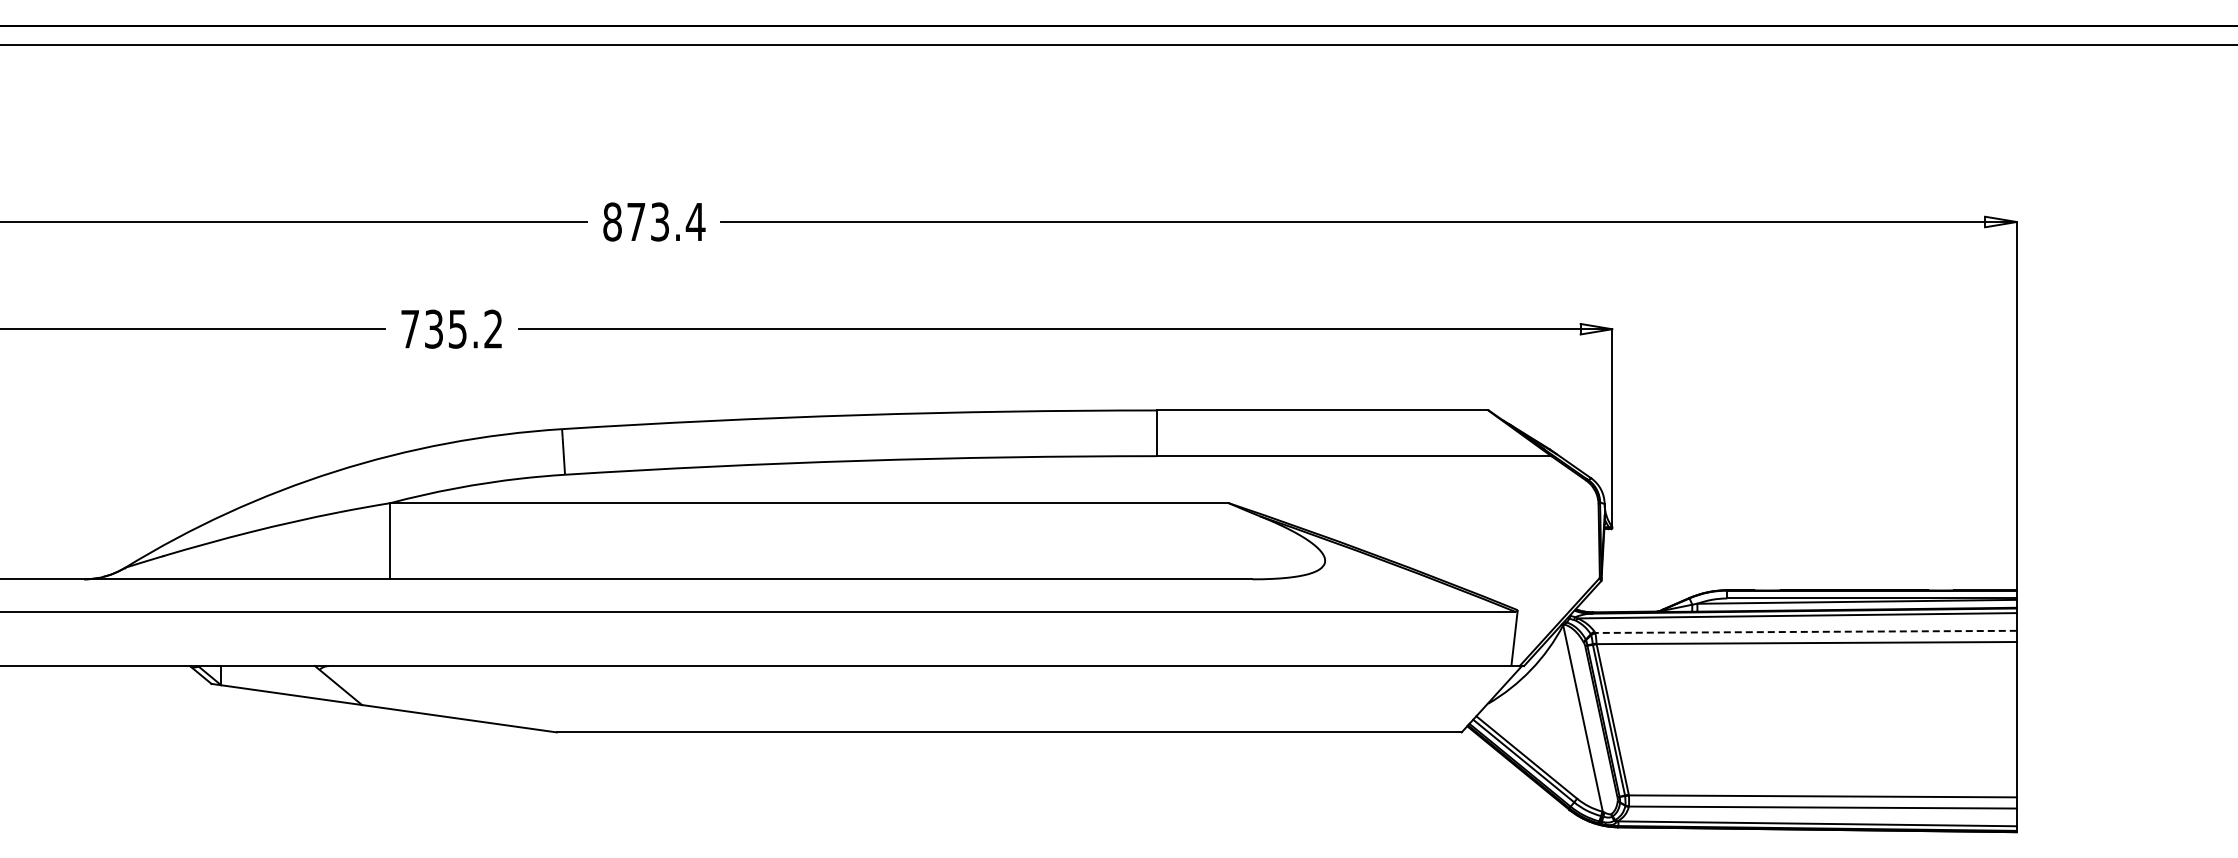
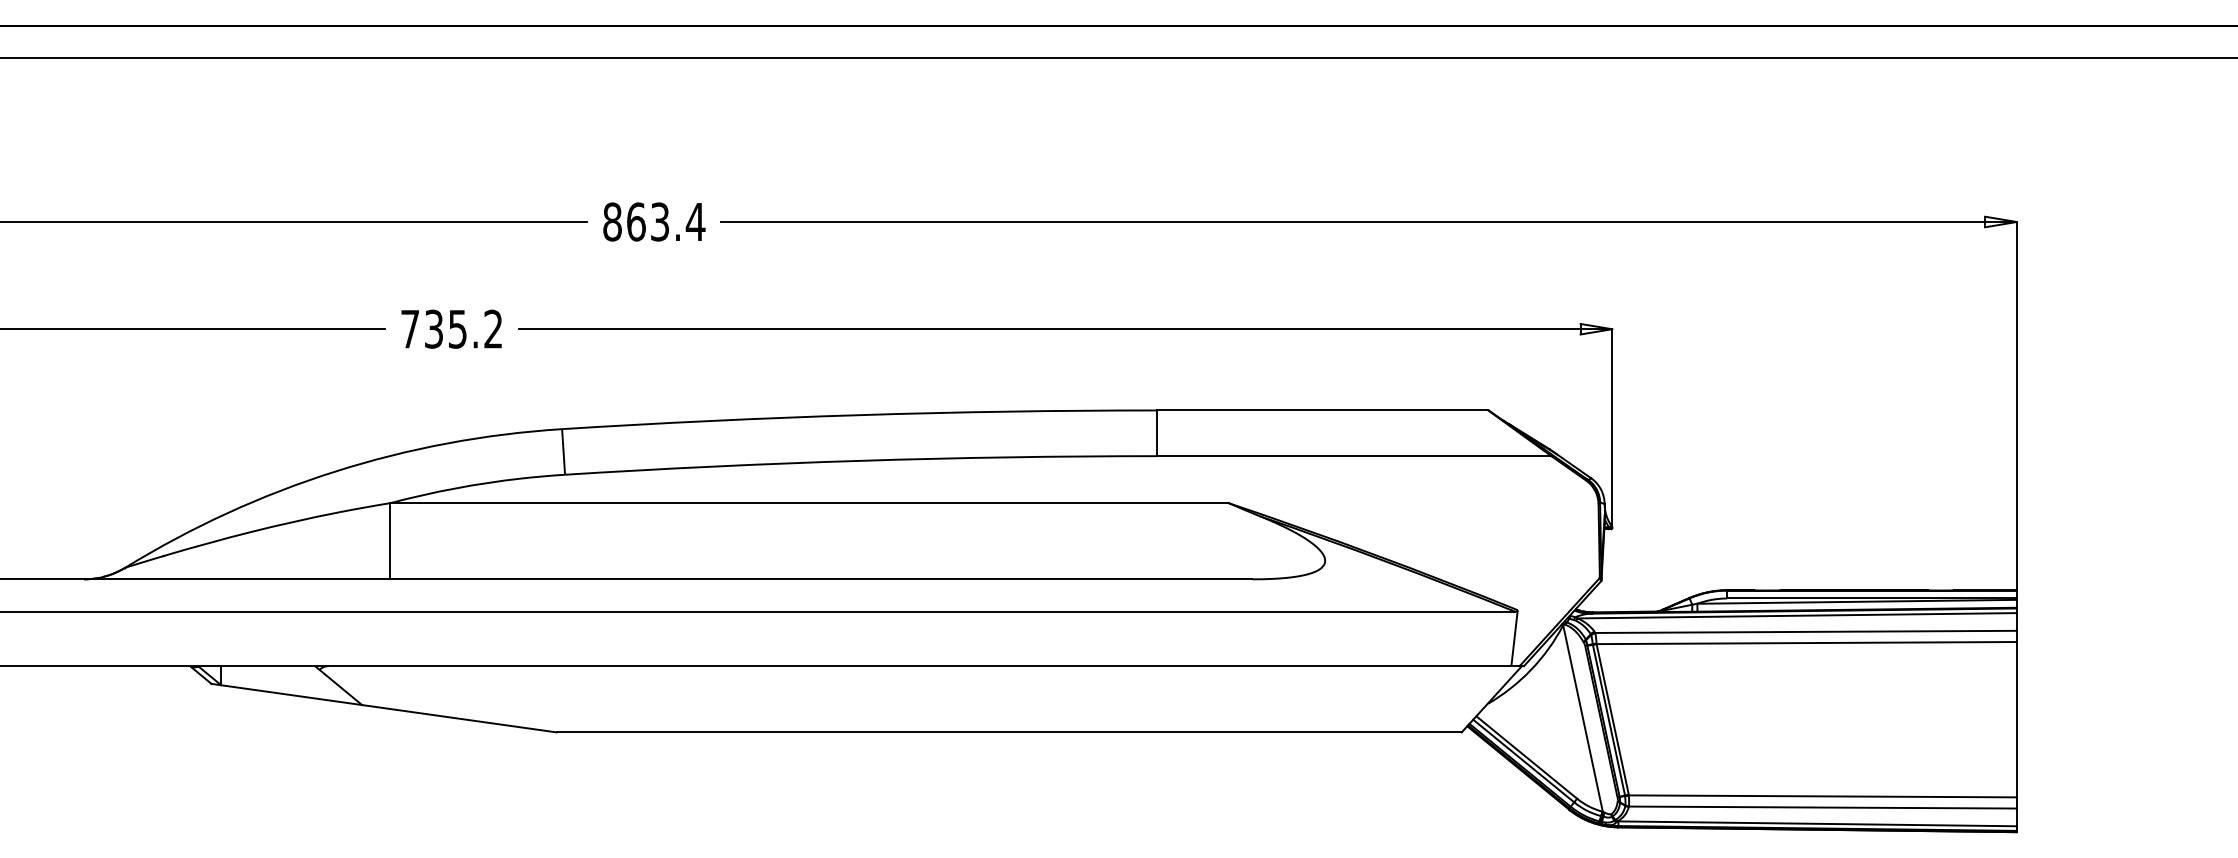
line position: (1118, 44) -> (1118, 57) (1118, 57)
text: 873.4 -> 863.4 (636, 221)
line: dashed -> solid (1806, 631)
